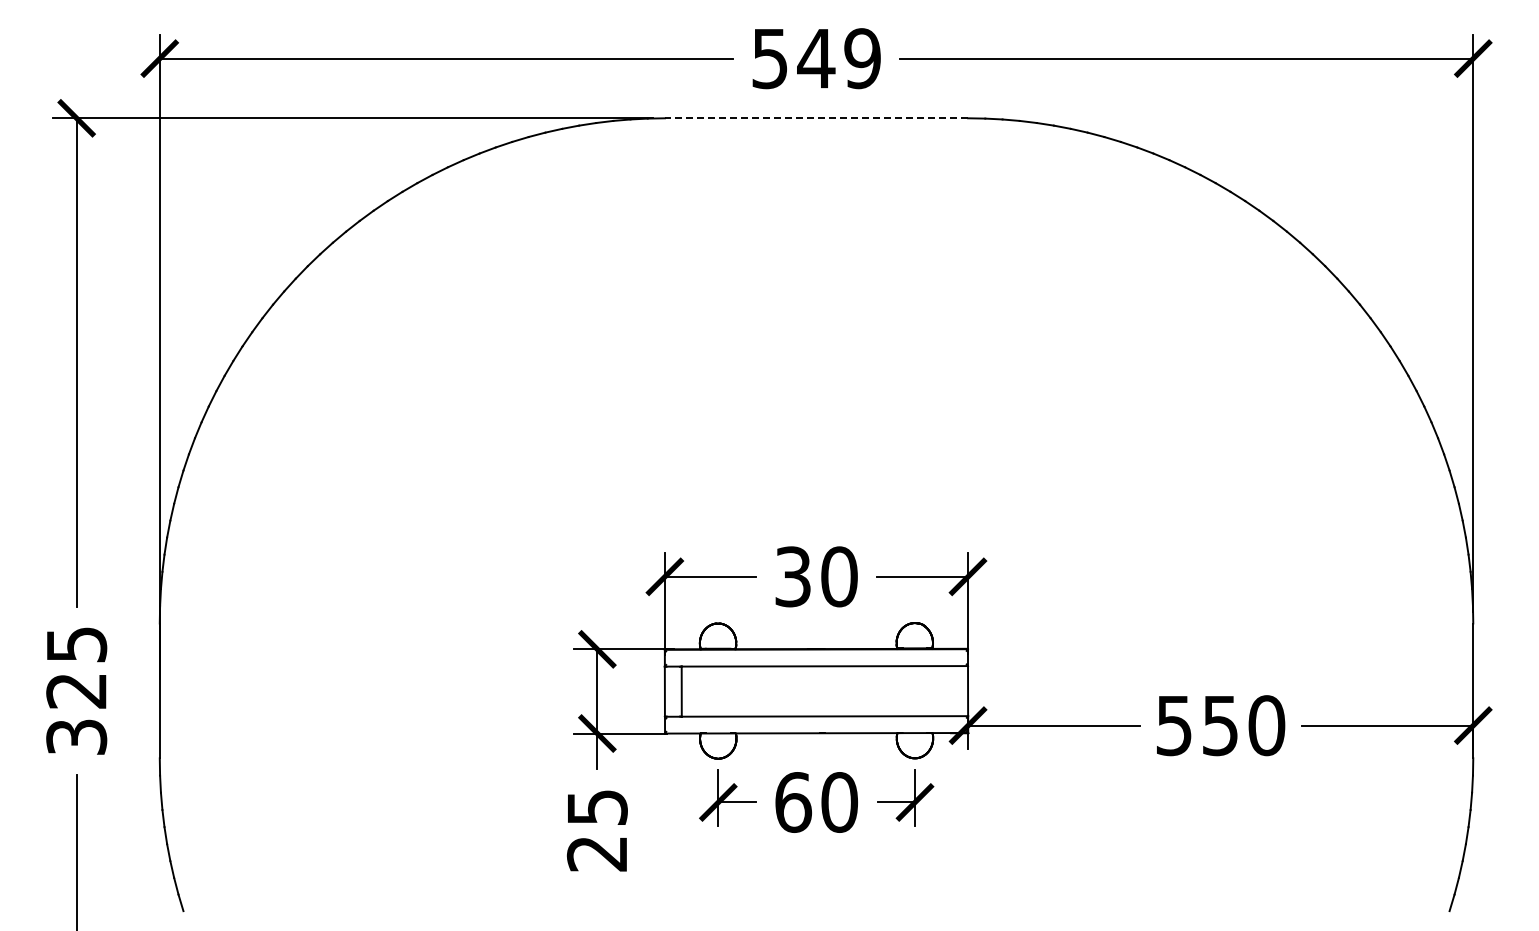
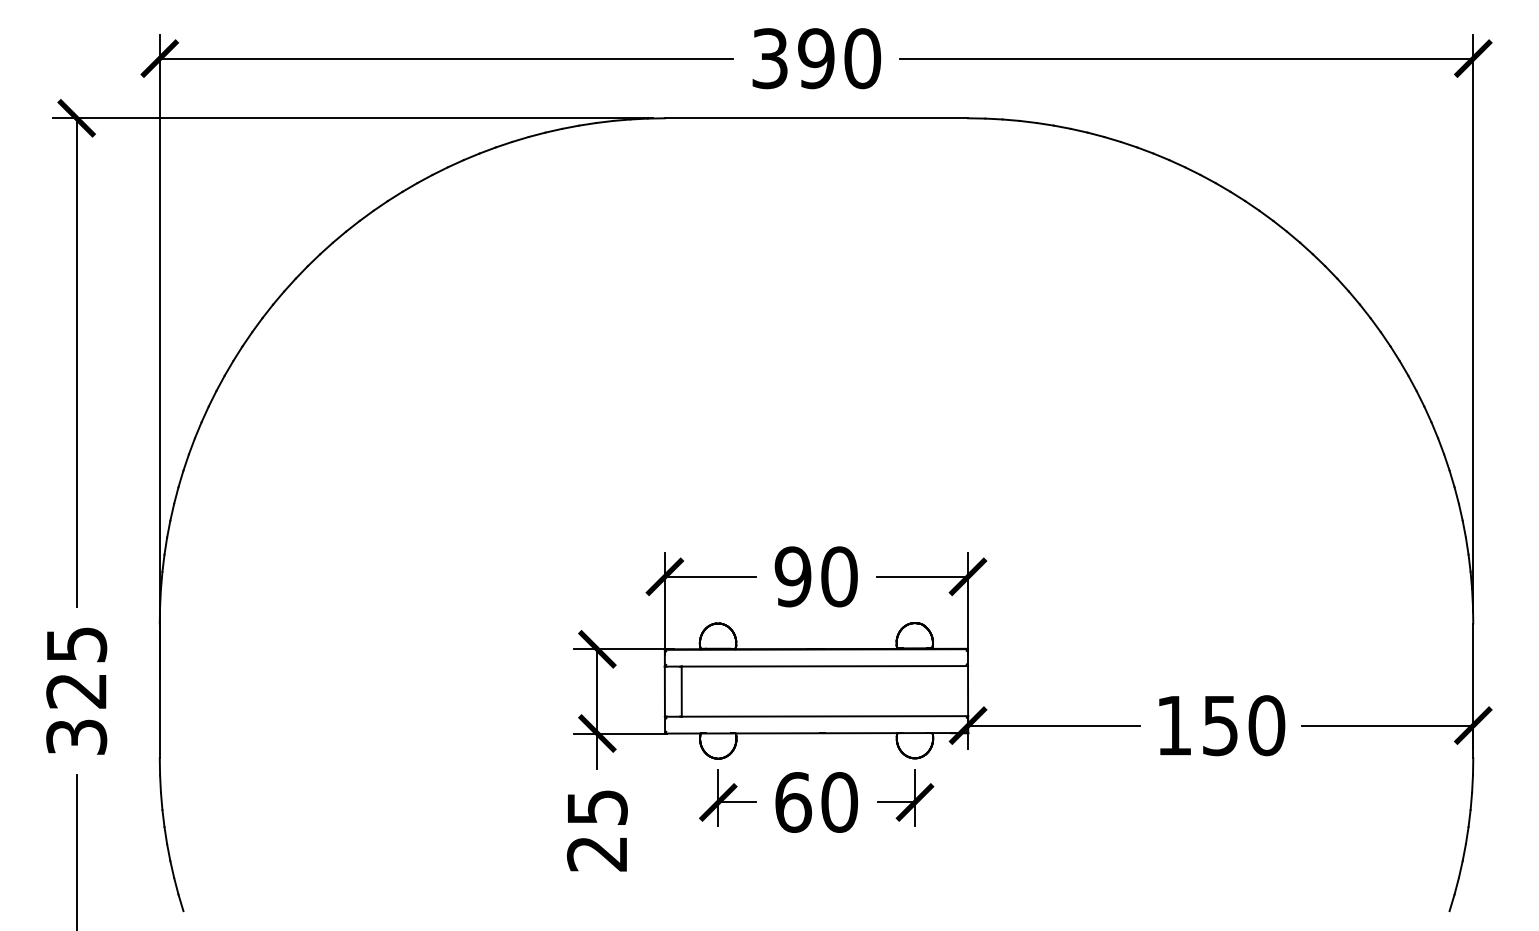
text: 549 -> 390 (817, 58)
line: dashed -> solid (816, 118)
text: 30 -> 90 (792, 576)
text: 550 -> 150 (1174, 726)
